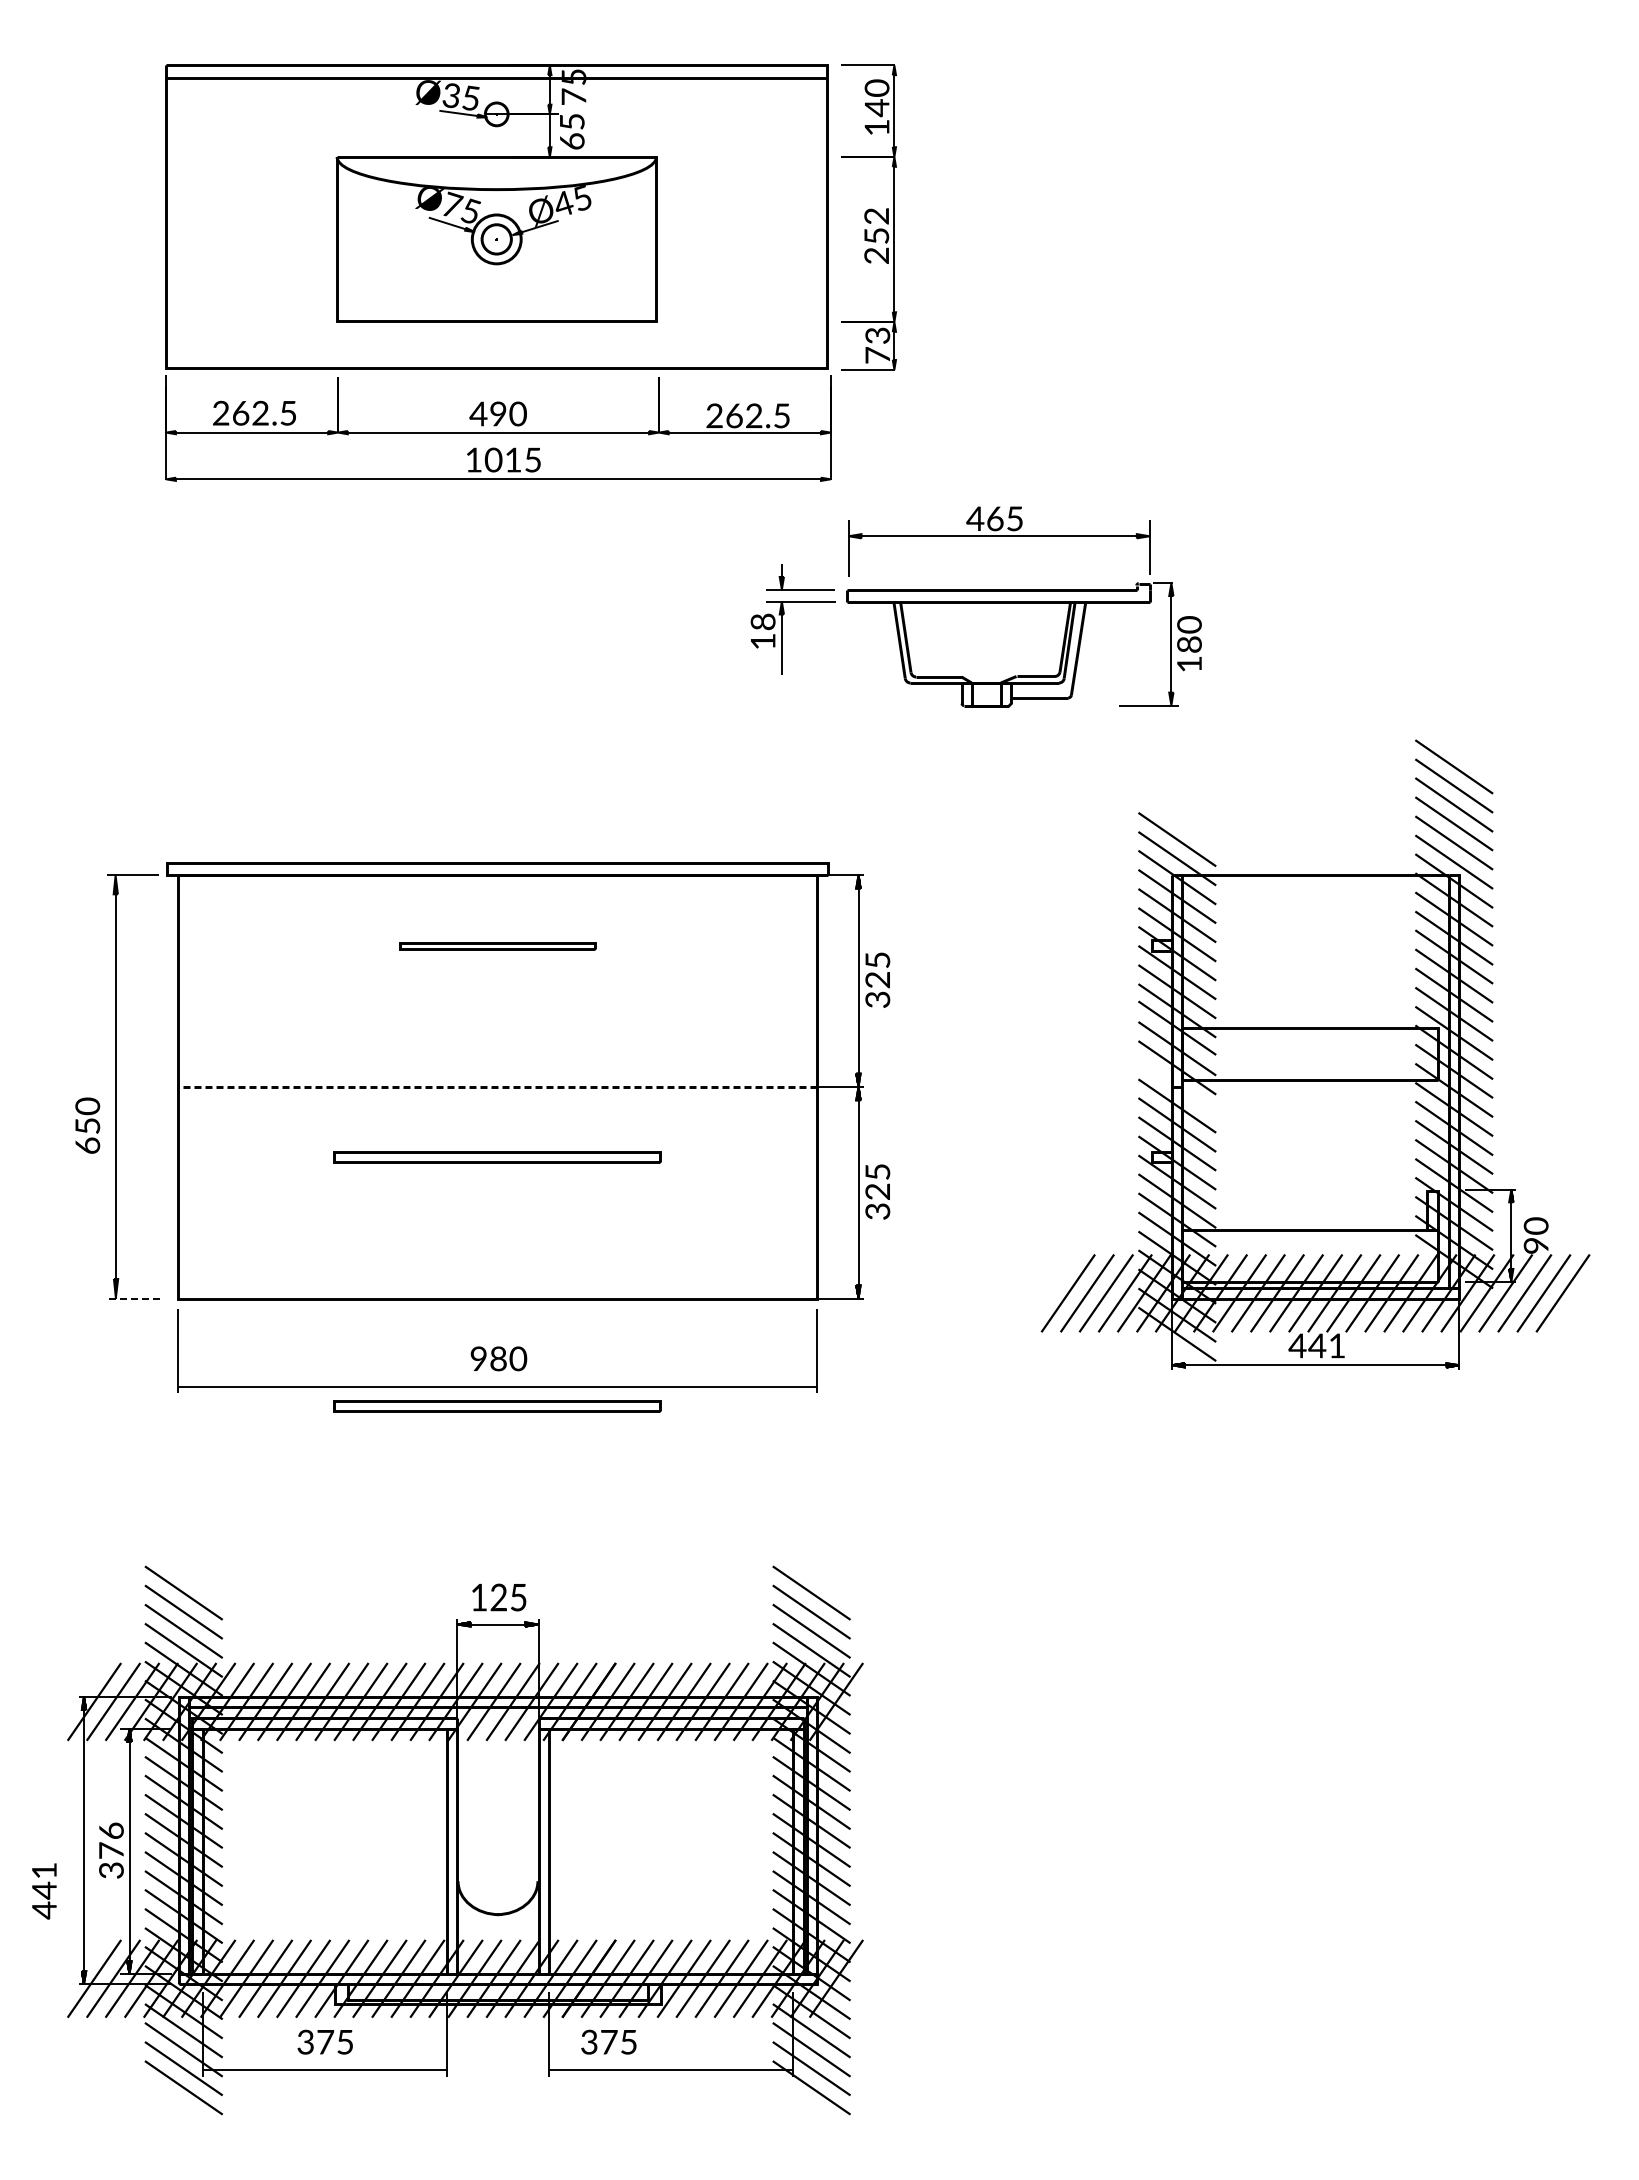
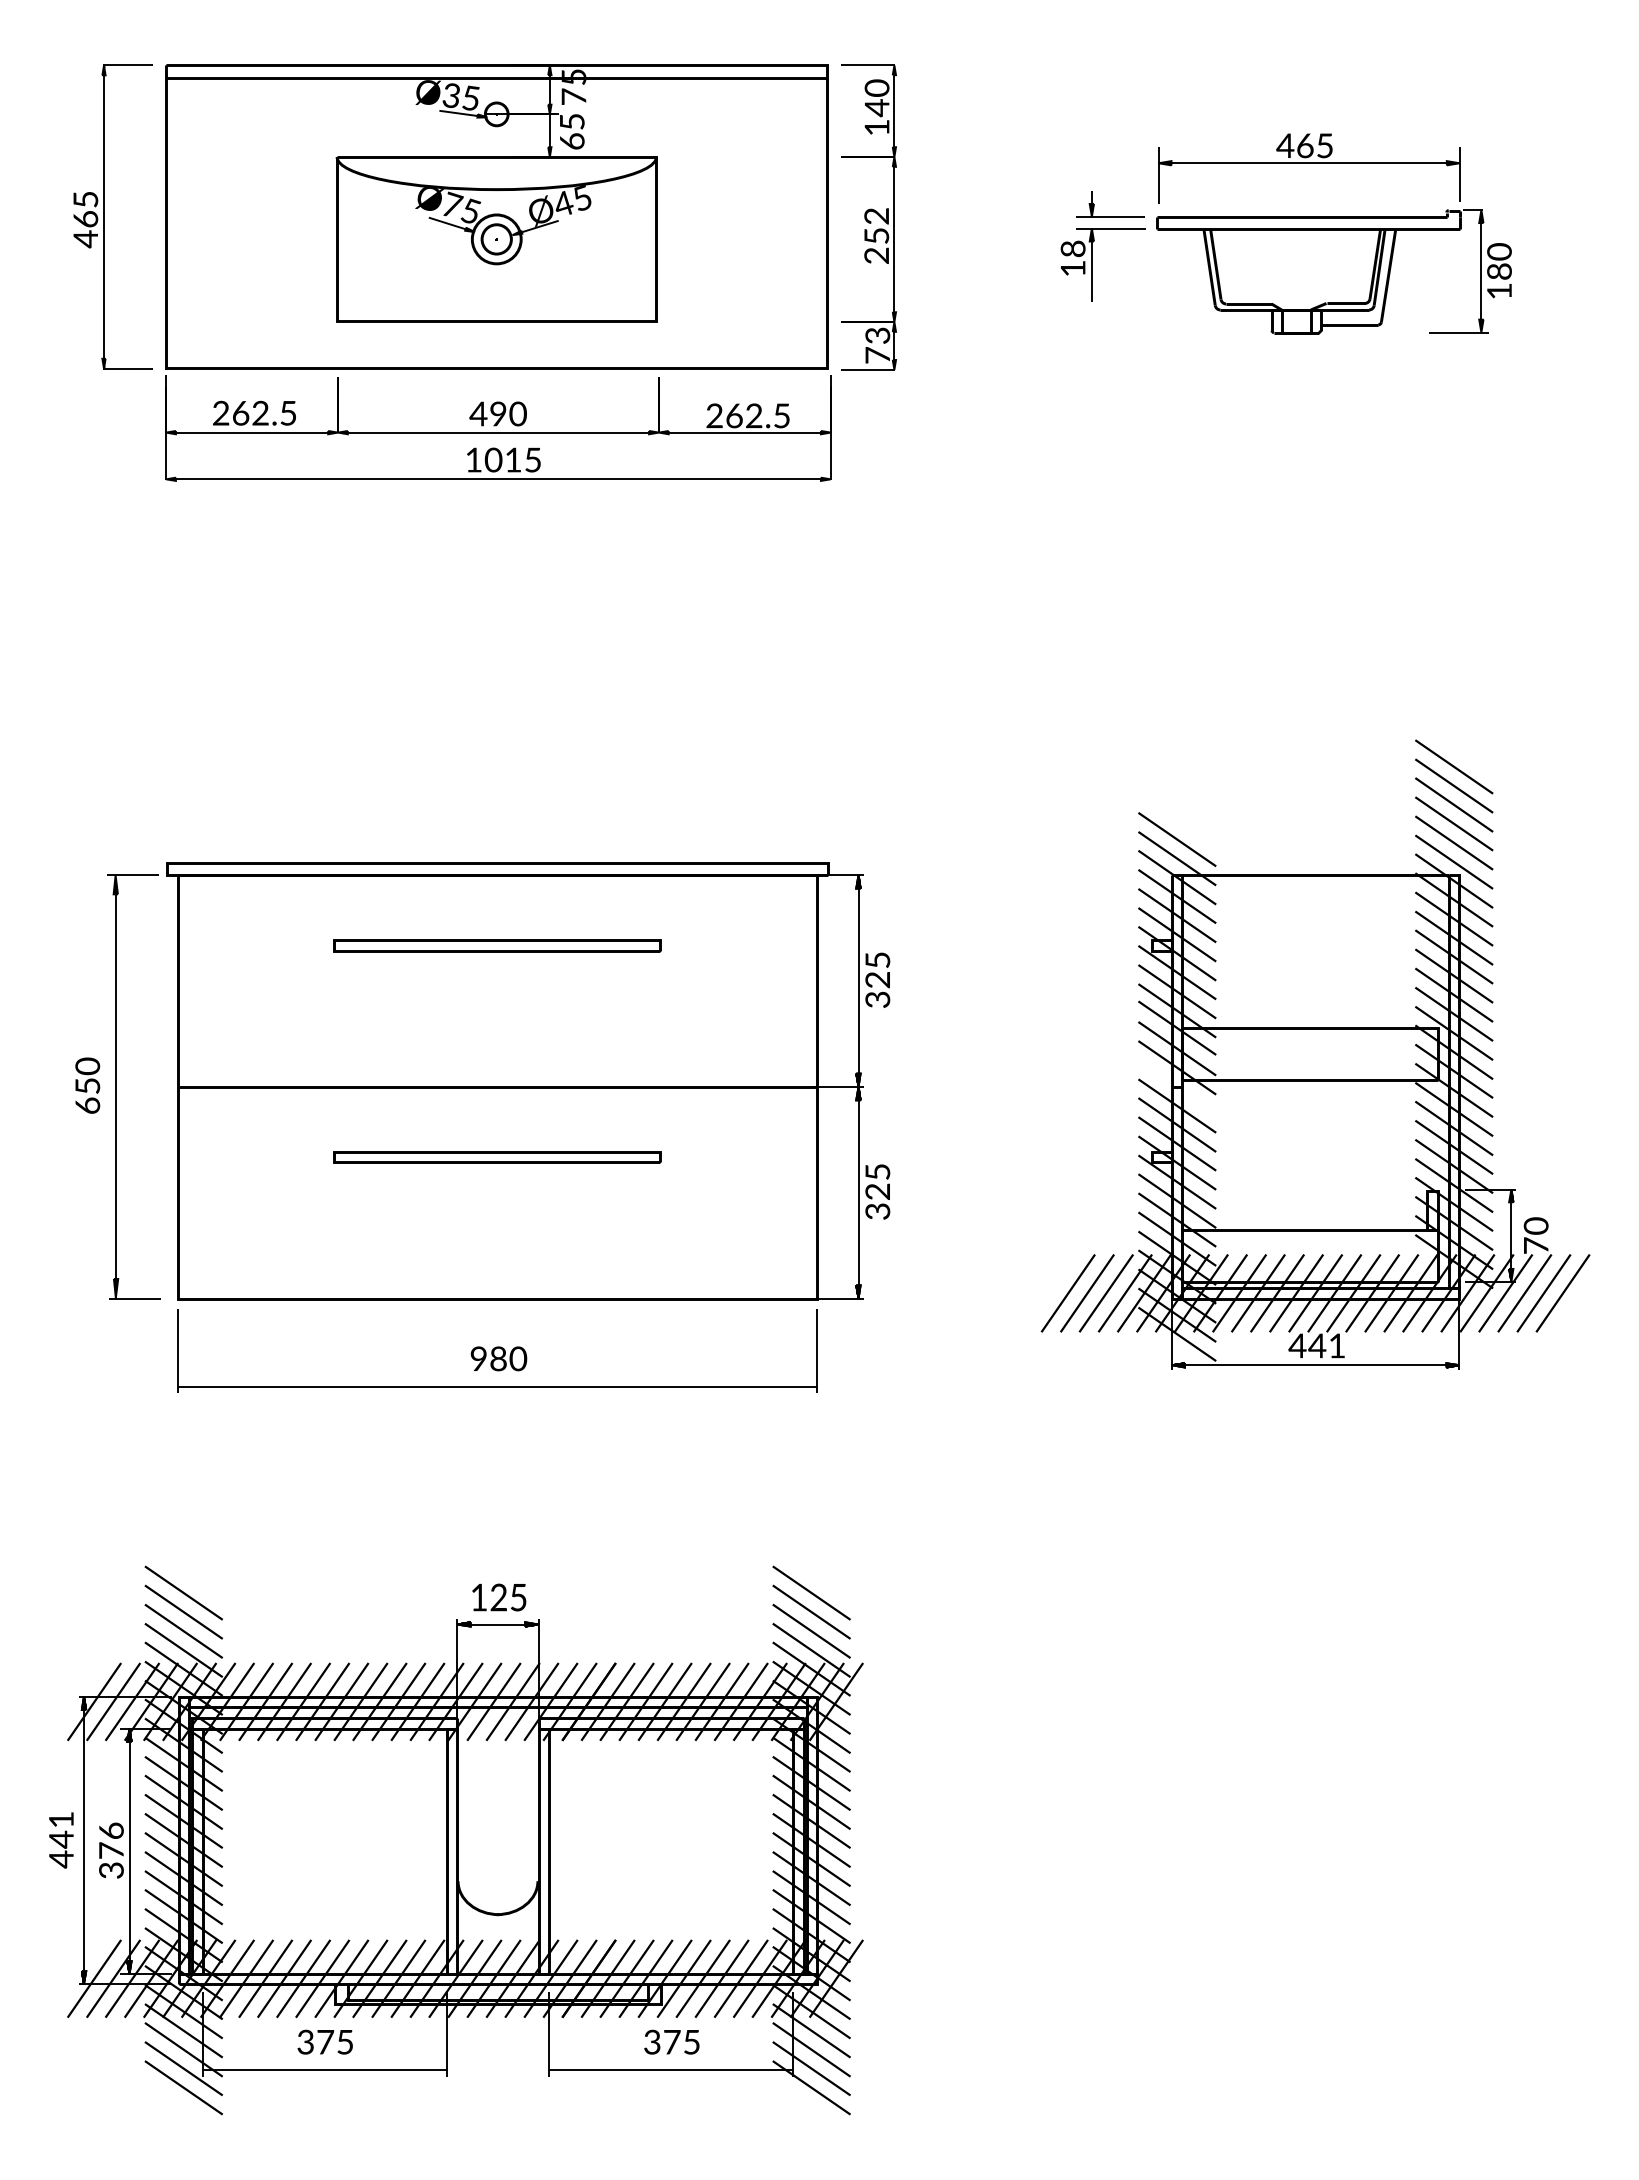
part: none -> present (104, 216)
part position: (975, 606) -> (1285, 233) (1285, 233)
part size: 198x9 px -> 329x14 px (497, 945)
line: dashed -> solid (496, 1086)
text position: (87, 1125) -> (87, 1085) (87, 1085)
text: 90 -> 70 (1535, 1245)
line: dashed -> solid (135, 1298)
part: present -> none (497, 1406)
text position: (44, 1891) -> (61, 1840) (61, 1840)
text position: (608, 2041) -> (671, 2041) (671, 2041)
